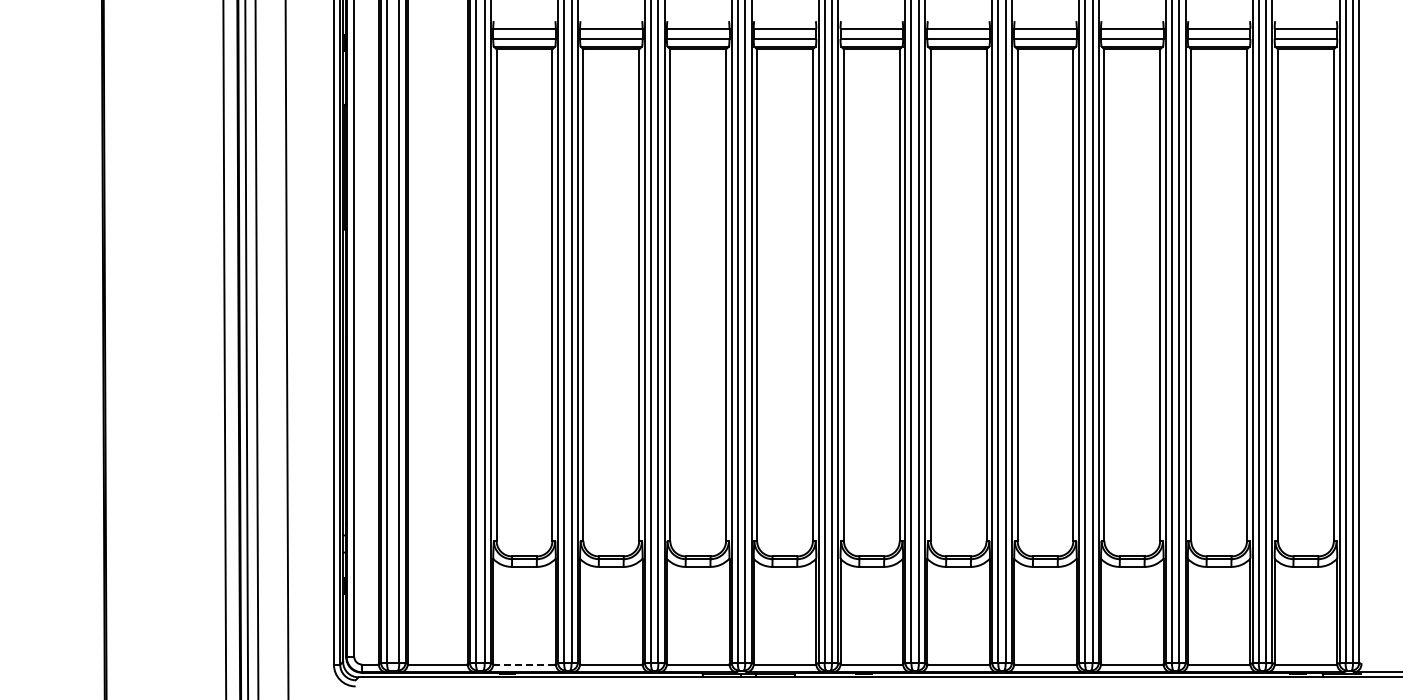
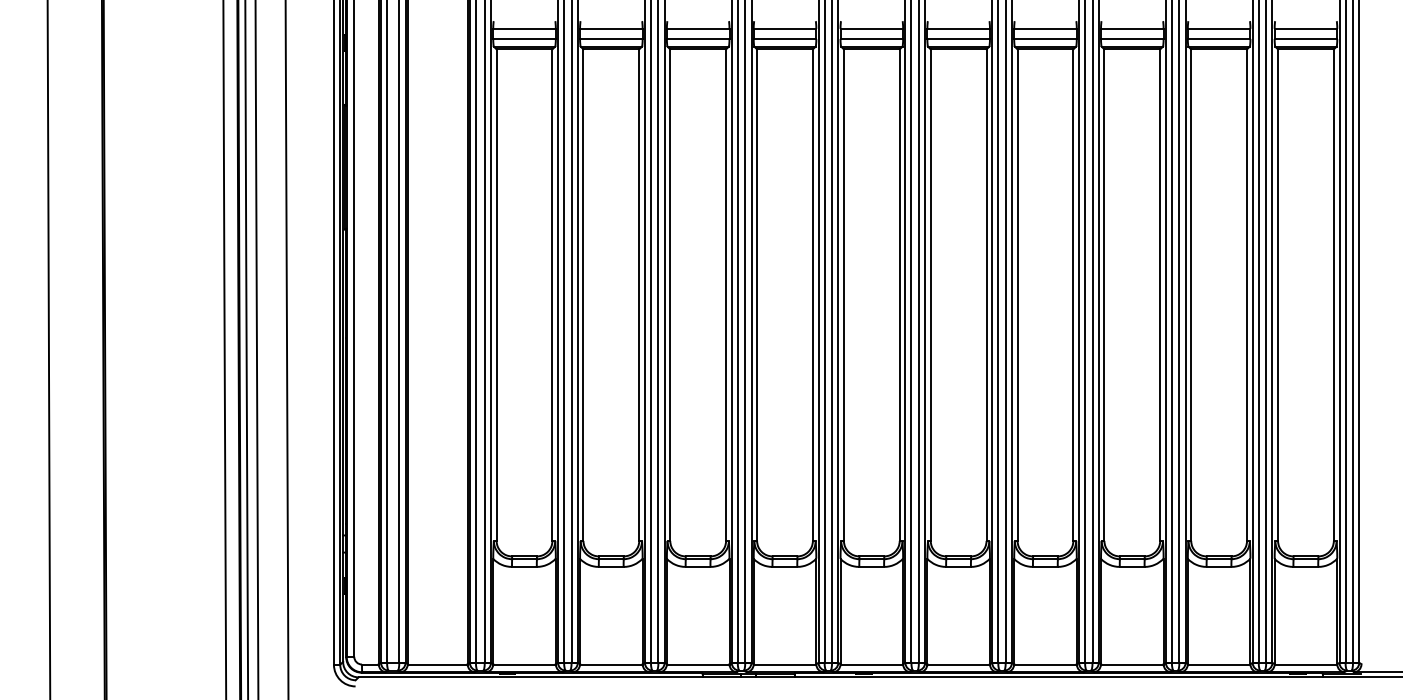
line: none -> present (48, 349)
line: dashed -> solid (525, 664)
